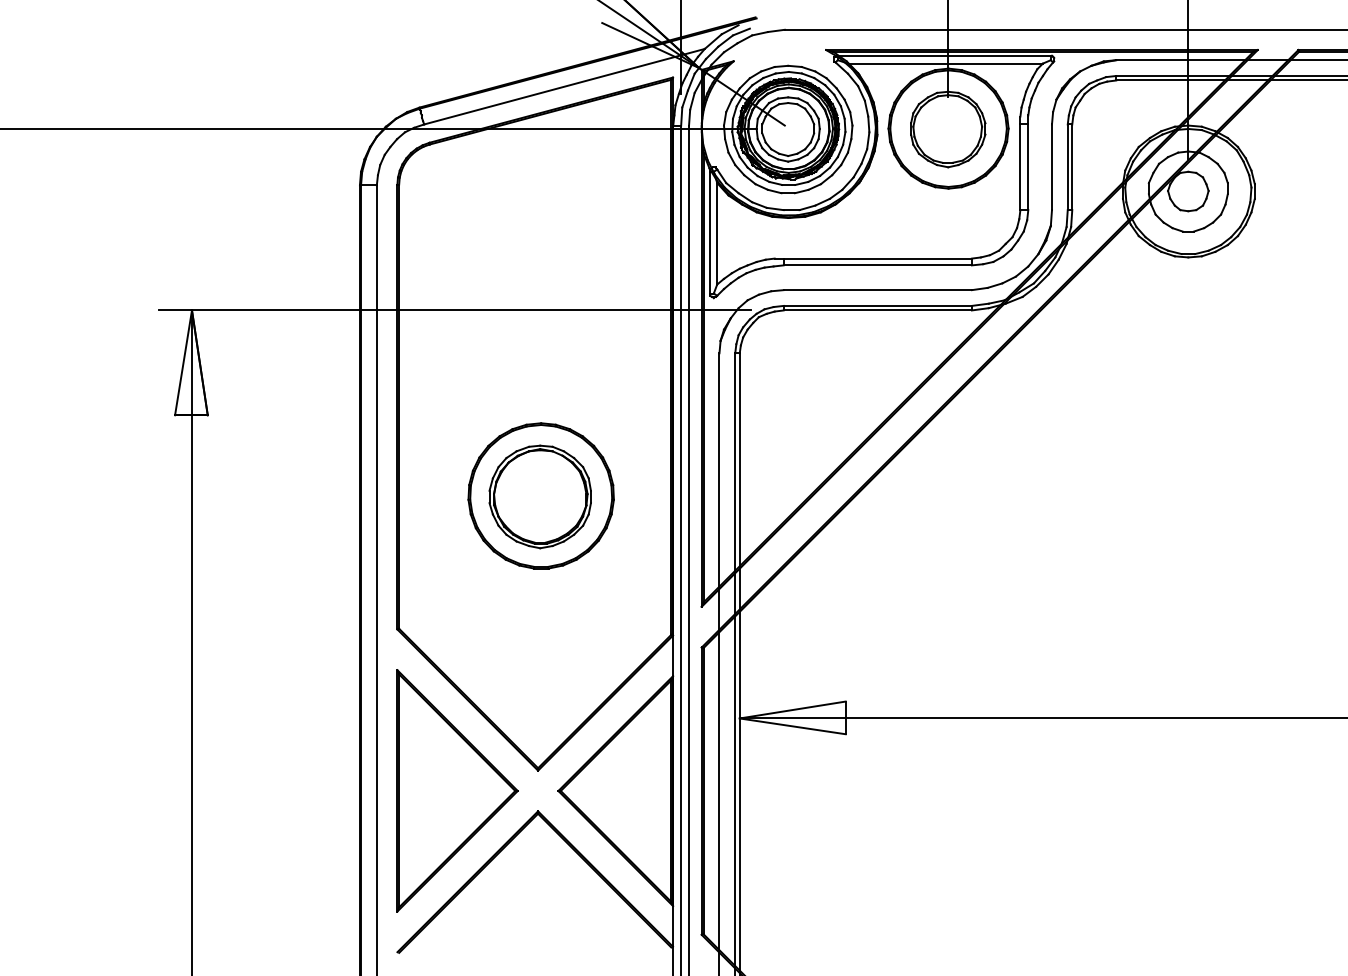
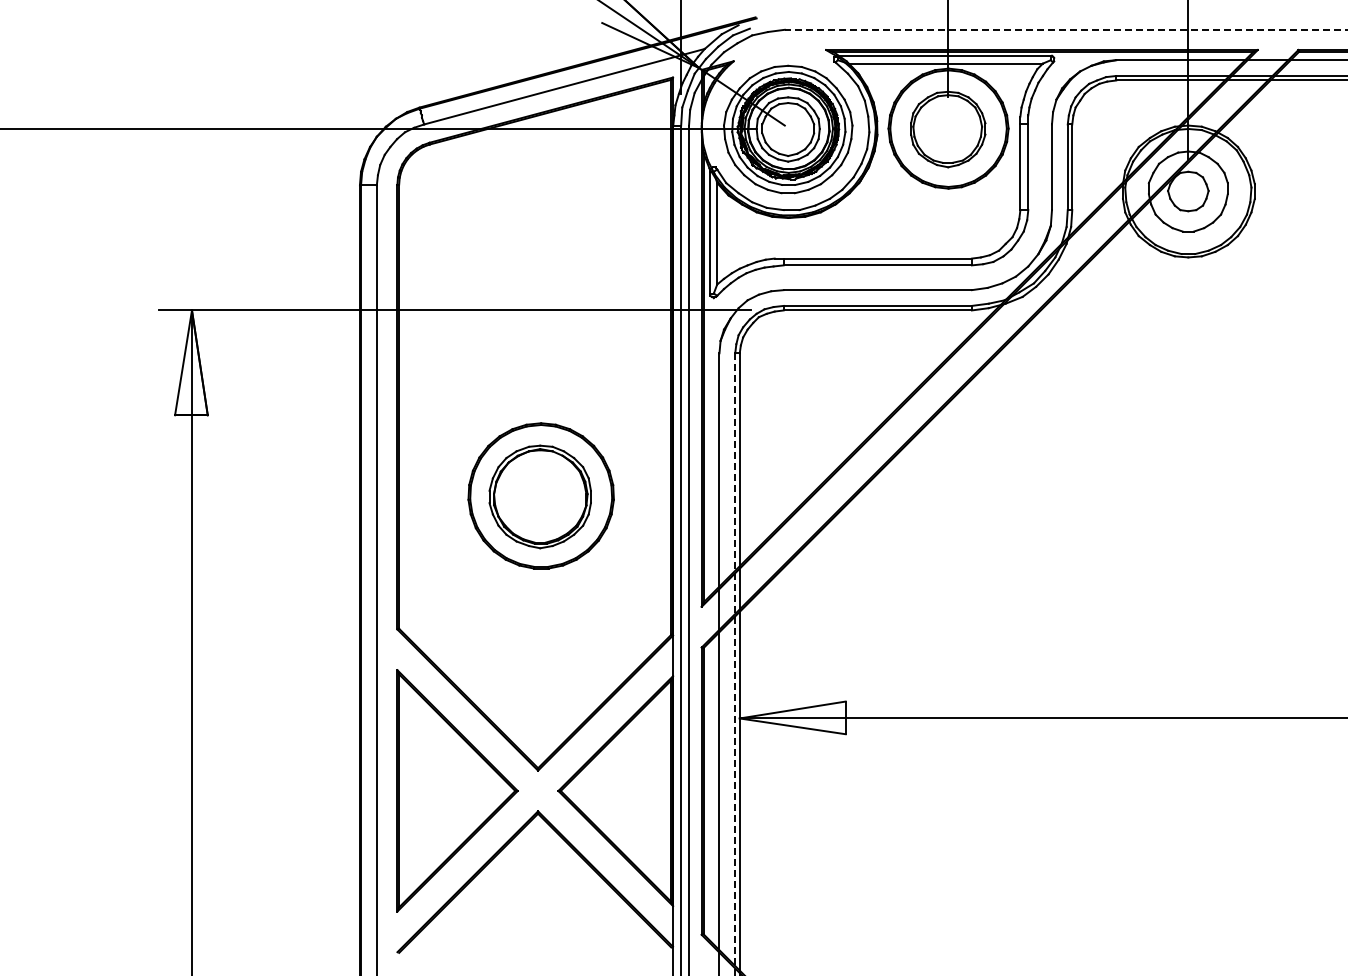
line: solid -> dashed (1065, 29)
line: solid -> dashed (735, 664)
